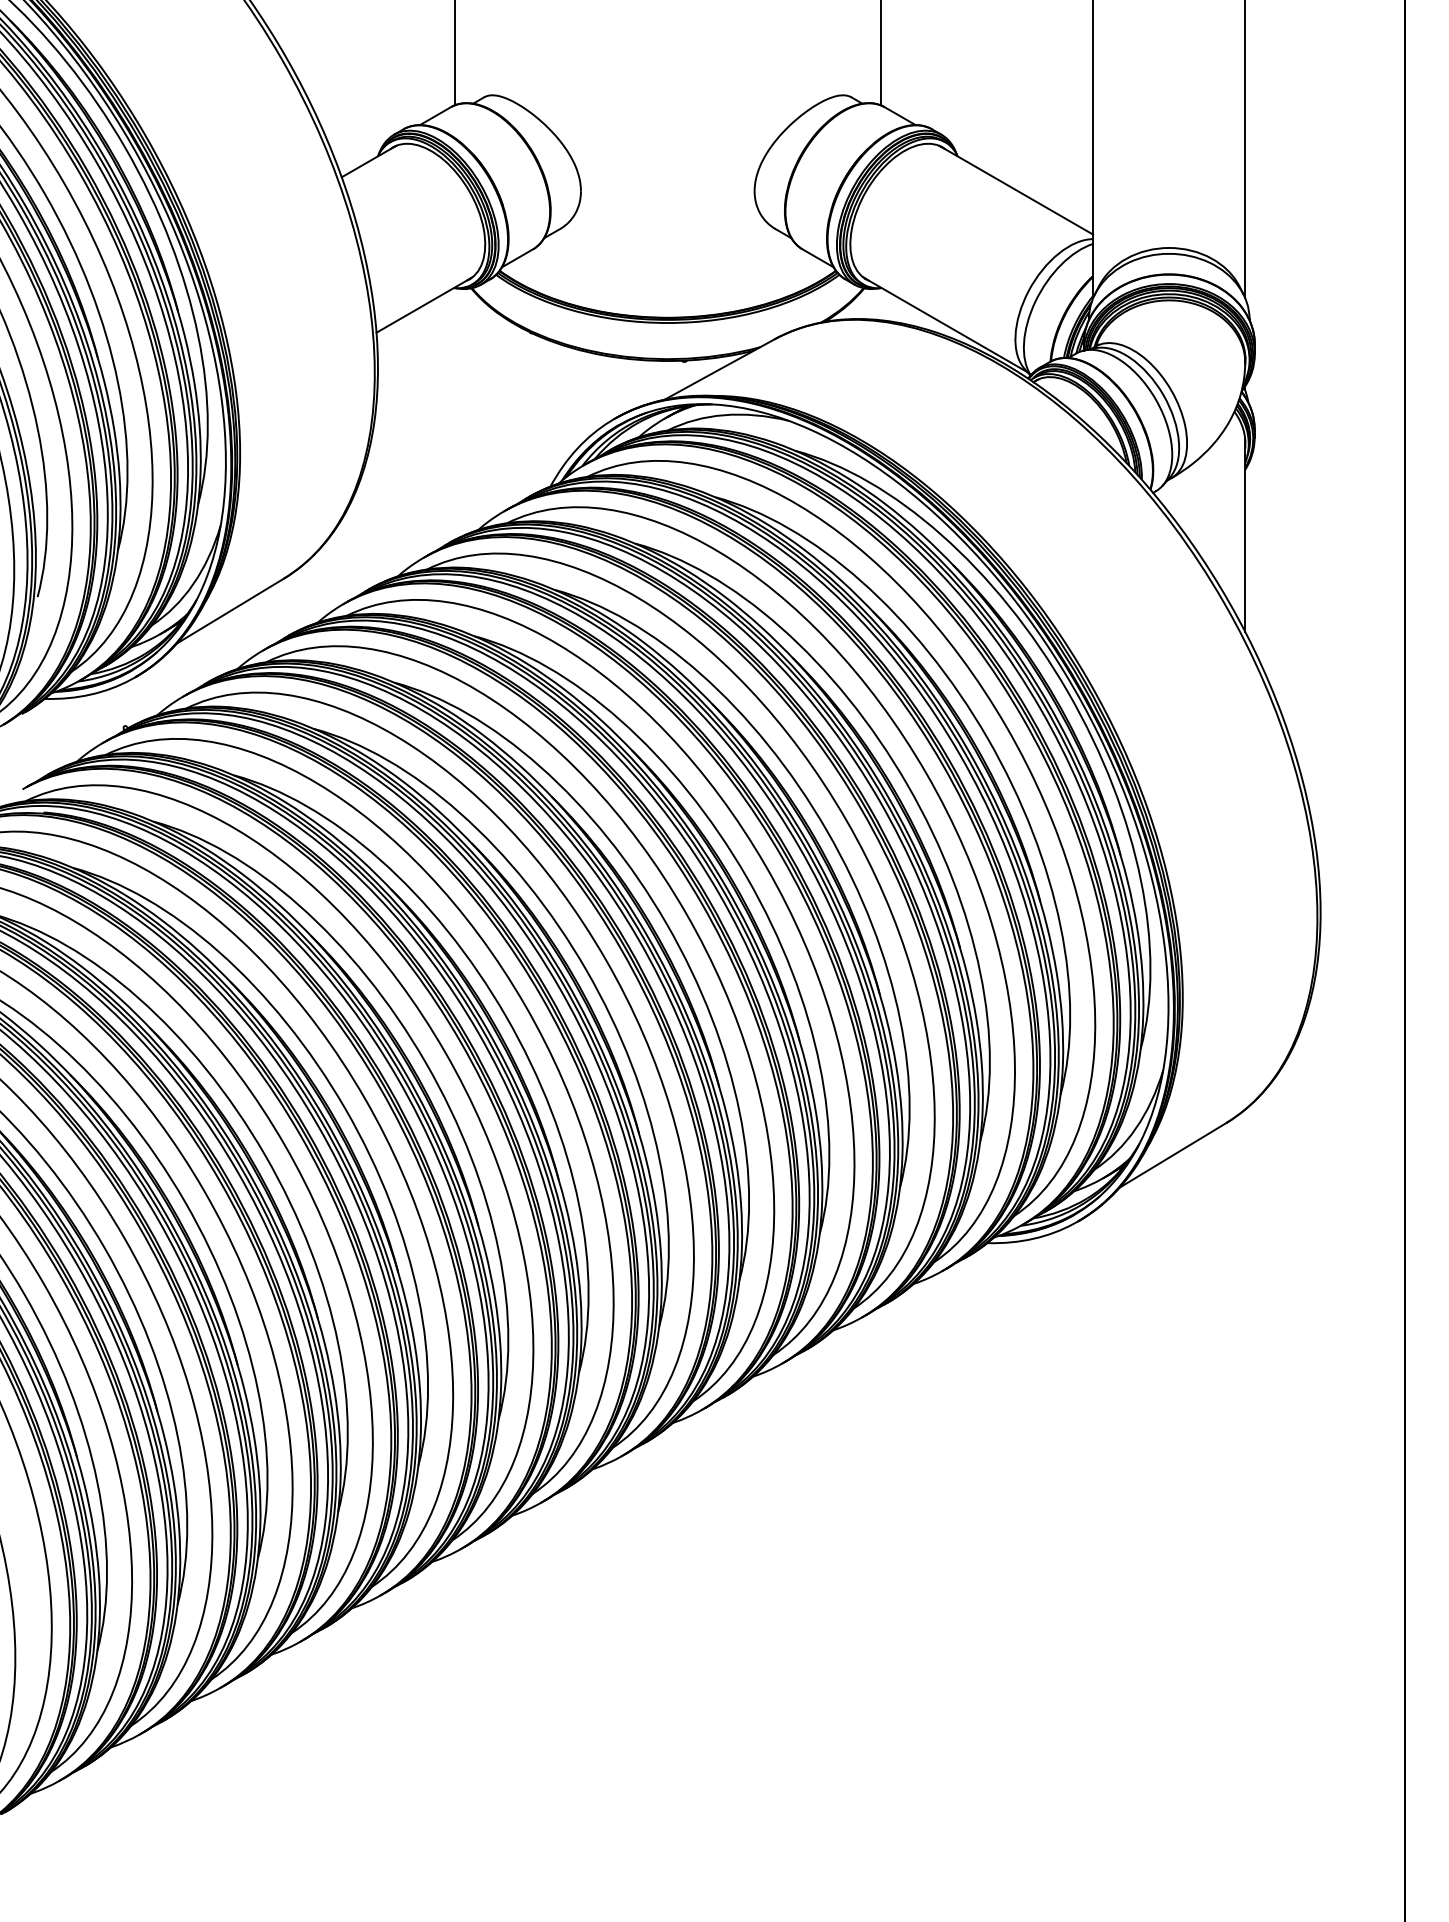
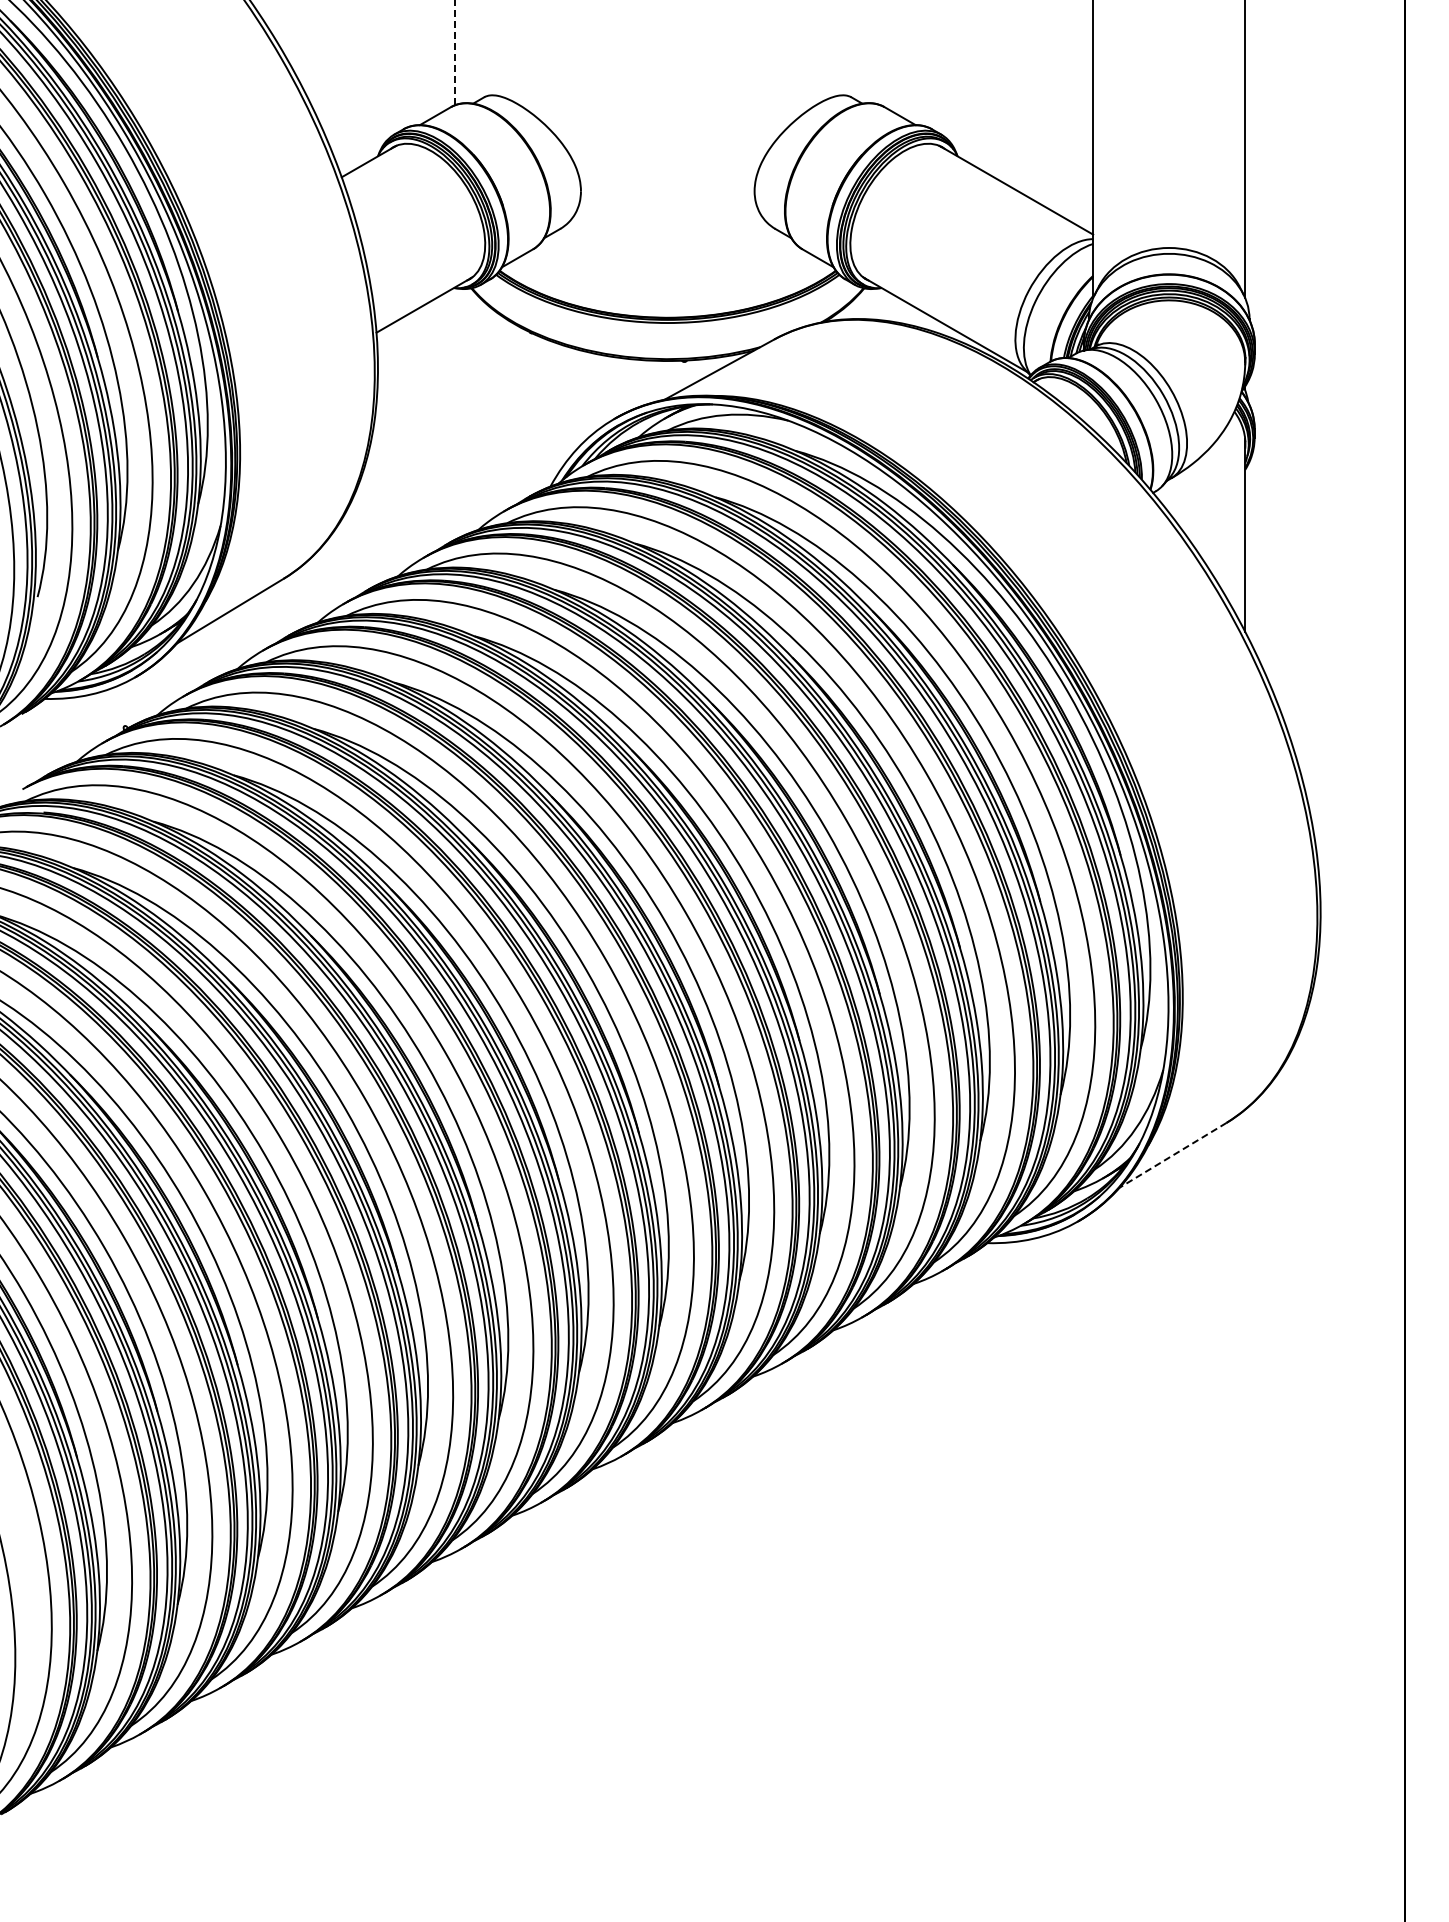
line: solid -> dashed (455, 52)
line: present -> none (880, 53)
line: solid -> dashed (1172, 1155)
